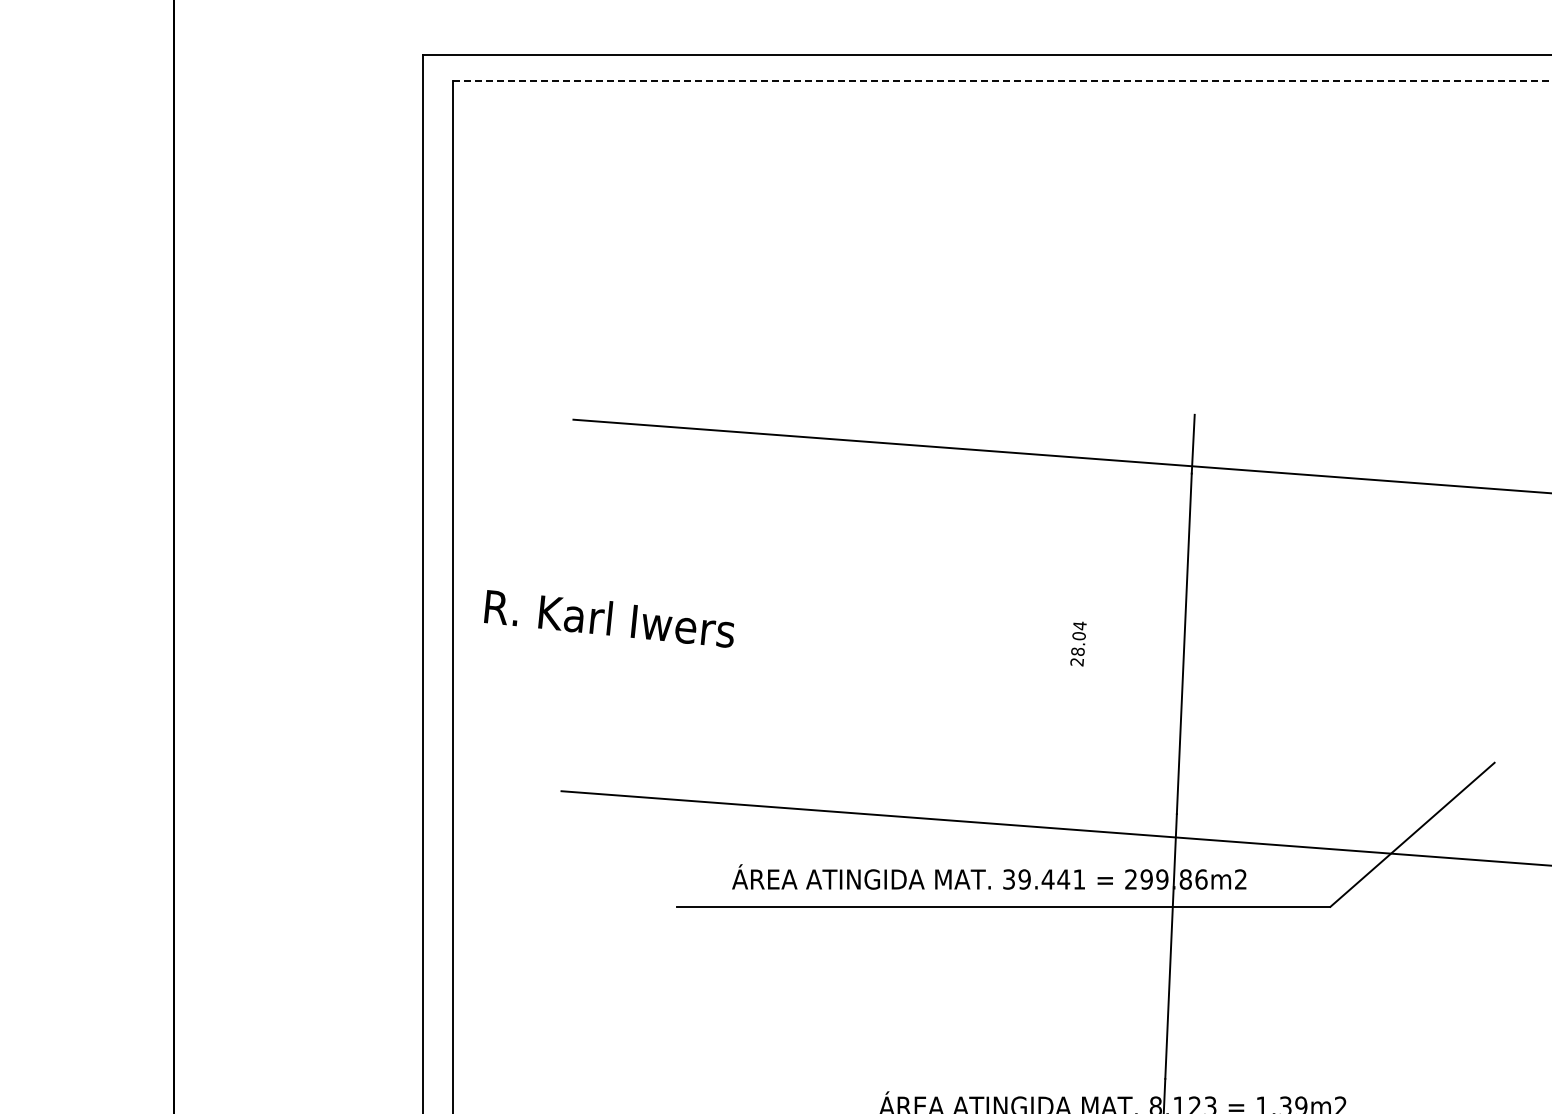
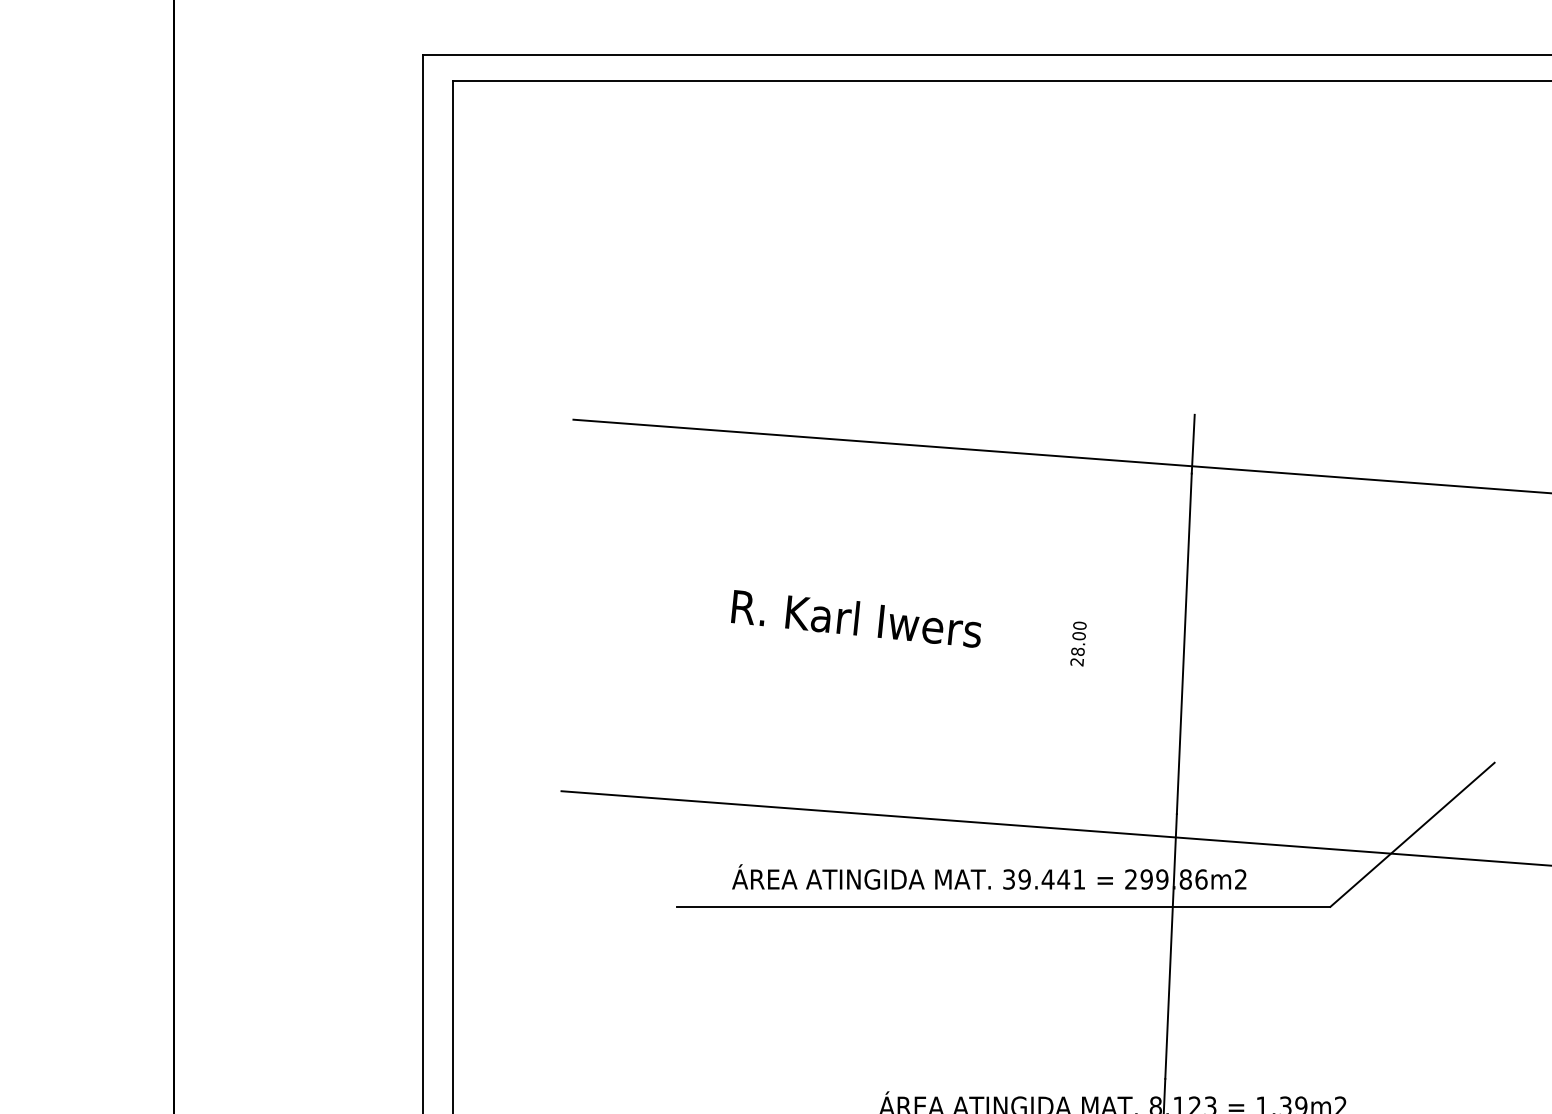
line: dashed -> solid (1002, 81)
text position: (609, 618) -> (856, 618) (856, 618)
text: 28.04 -> 28.00 (1079, 625)
